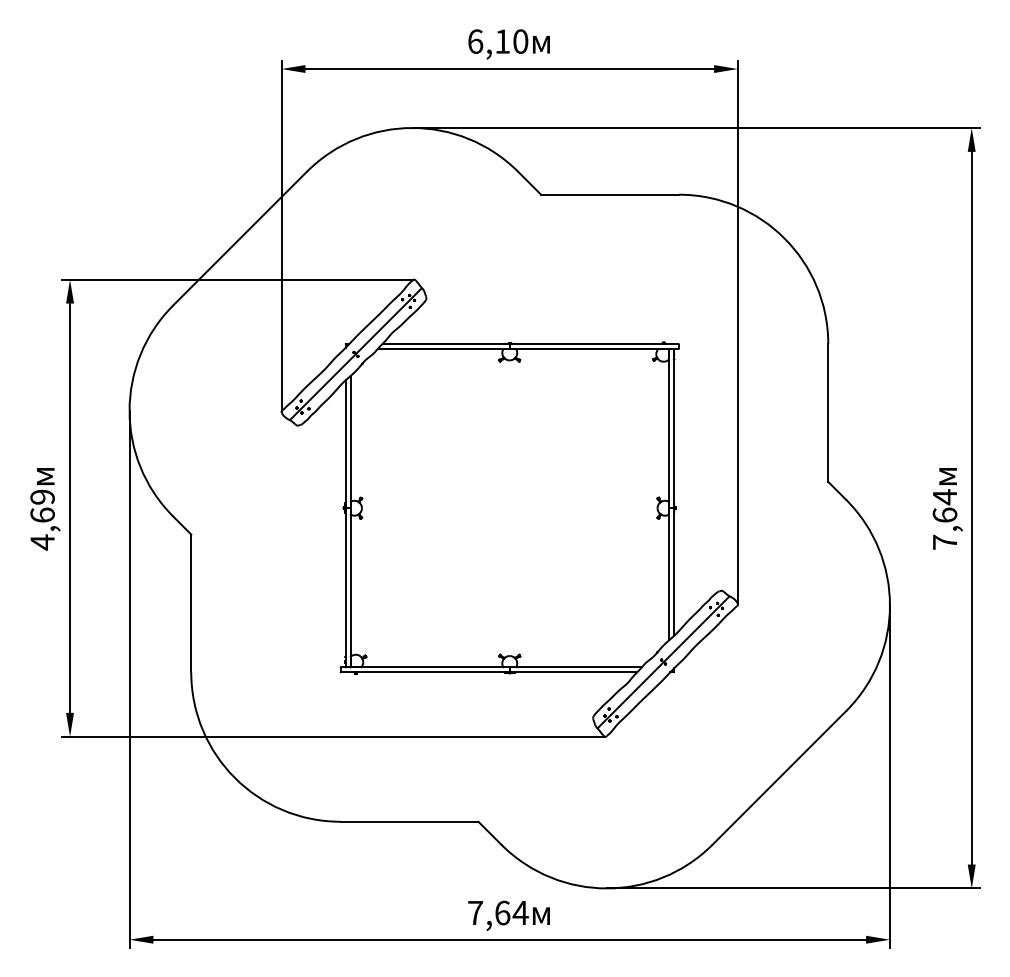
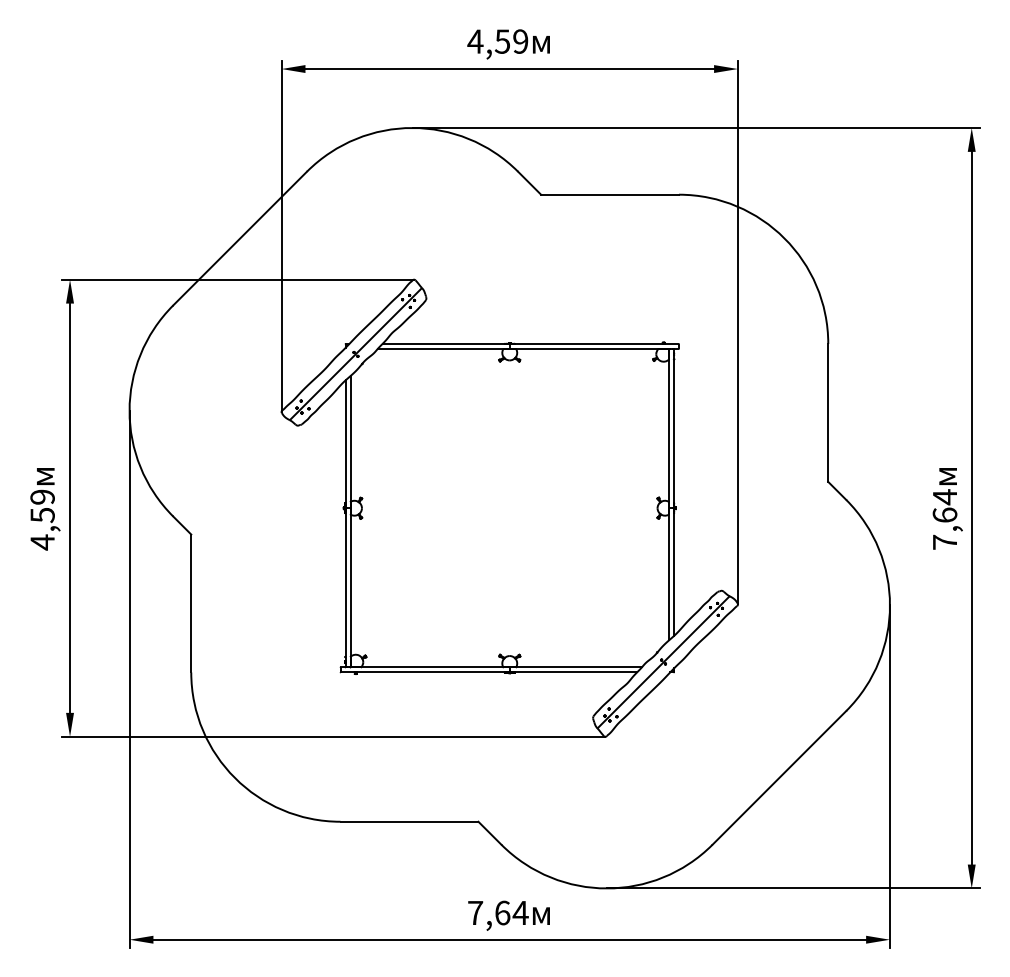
text: 6,10 -> 4,59 (497, 41)
text: 4,69 -> 4,59 (42, 515)
